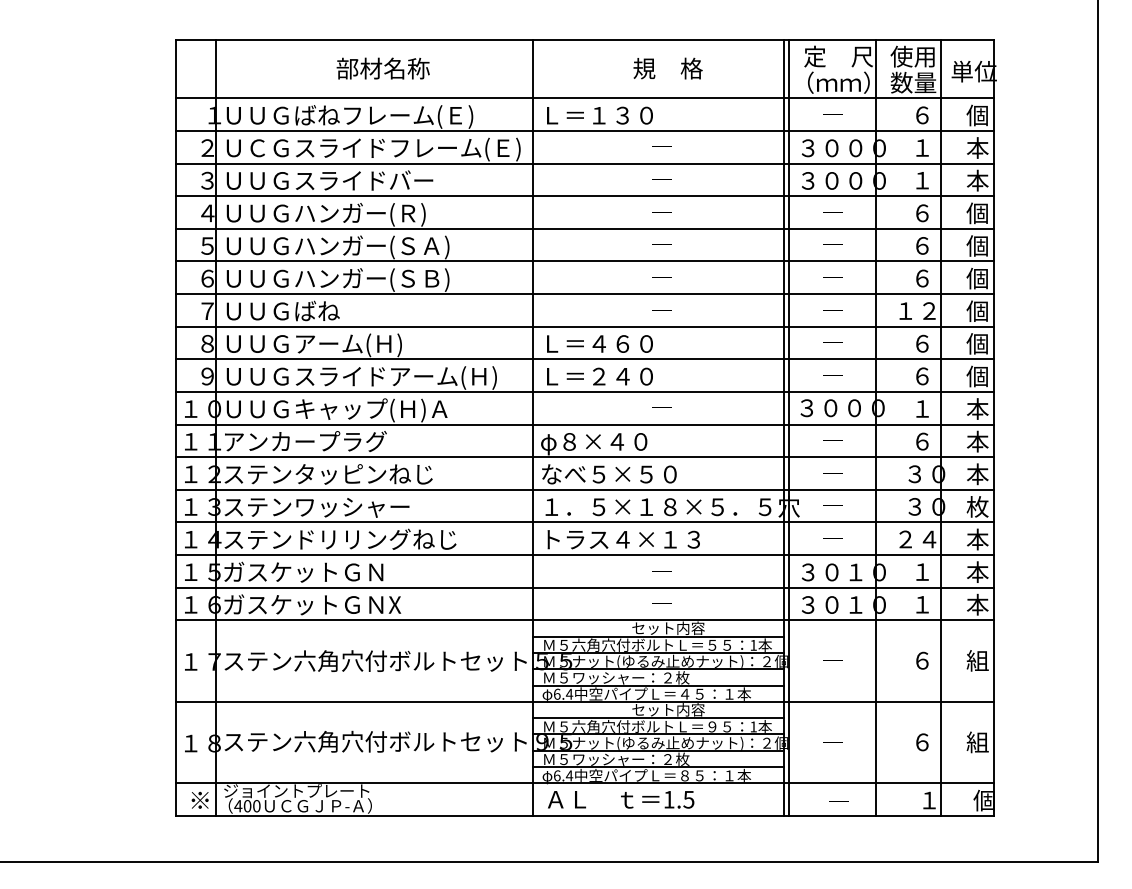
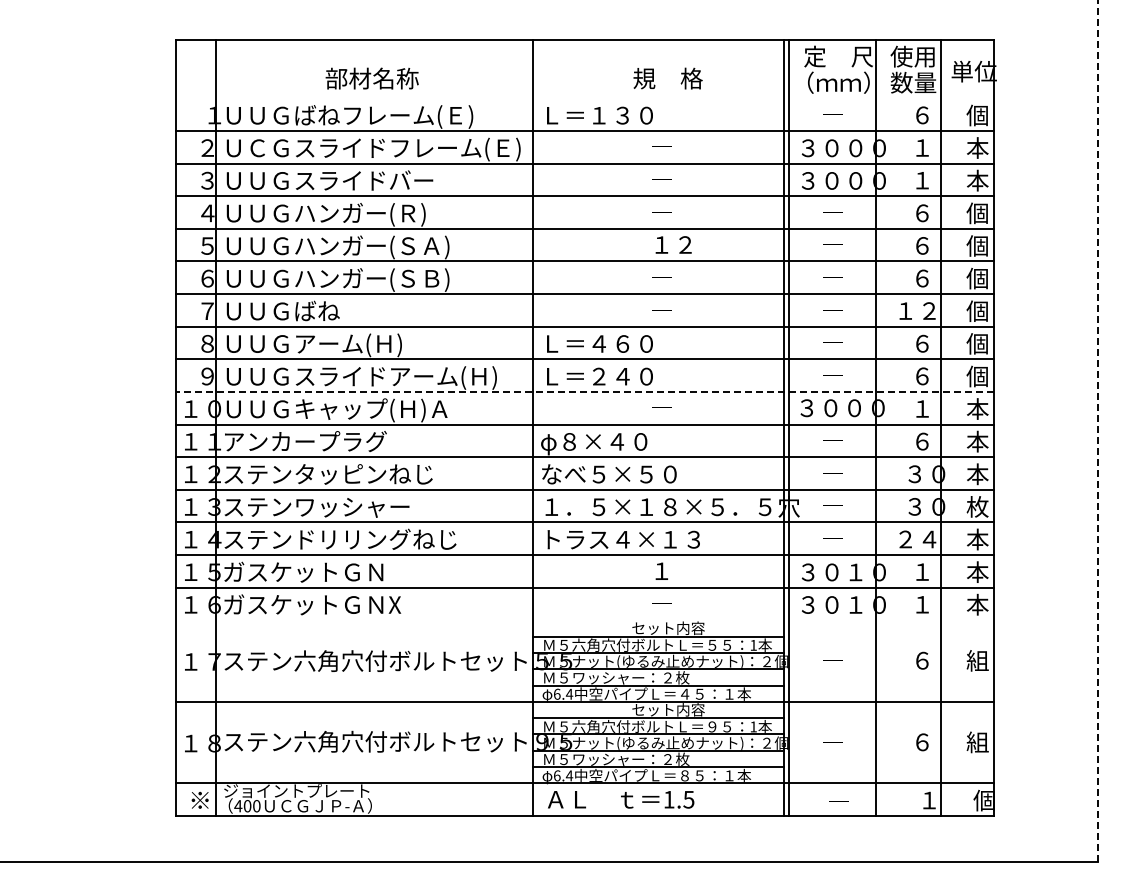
text position: (382, 68) -> (371, 78) (371, 78)
text position: (667, 68) -> (667, 78) (667, 78)
line: present -> none (584, 98)
text: ― -> １２ (671, 244)
line: solid -> dashed (585, 391)
line: solid -> dashed (1098, 431)
text: ― -> １ (661, 570)
line: present -> none (584, 620)
